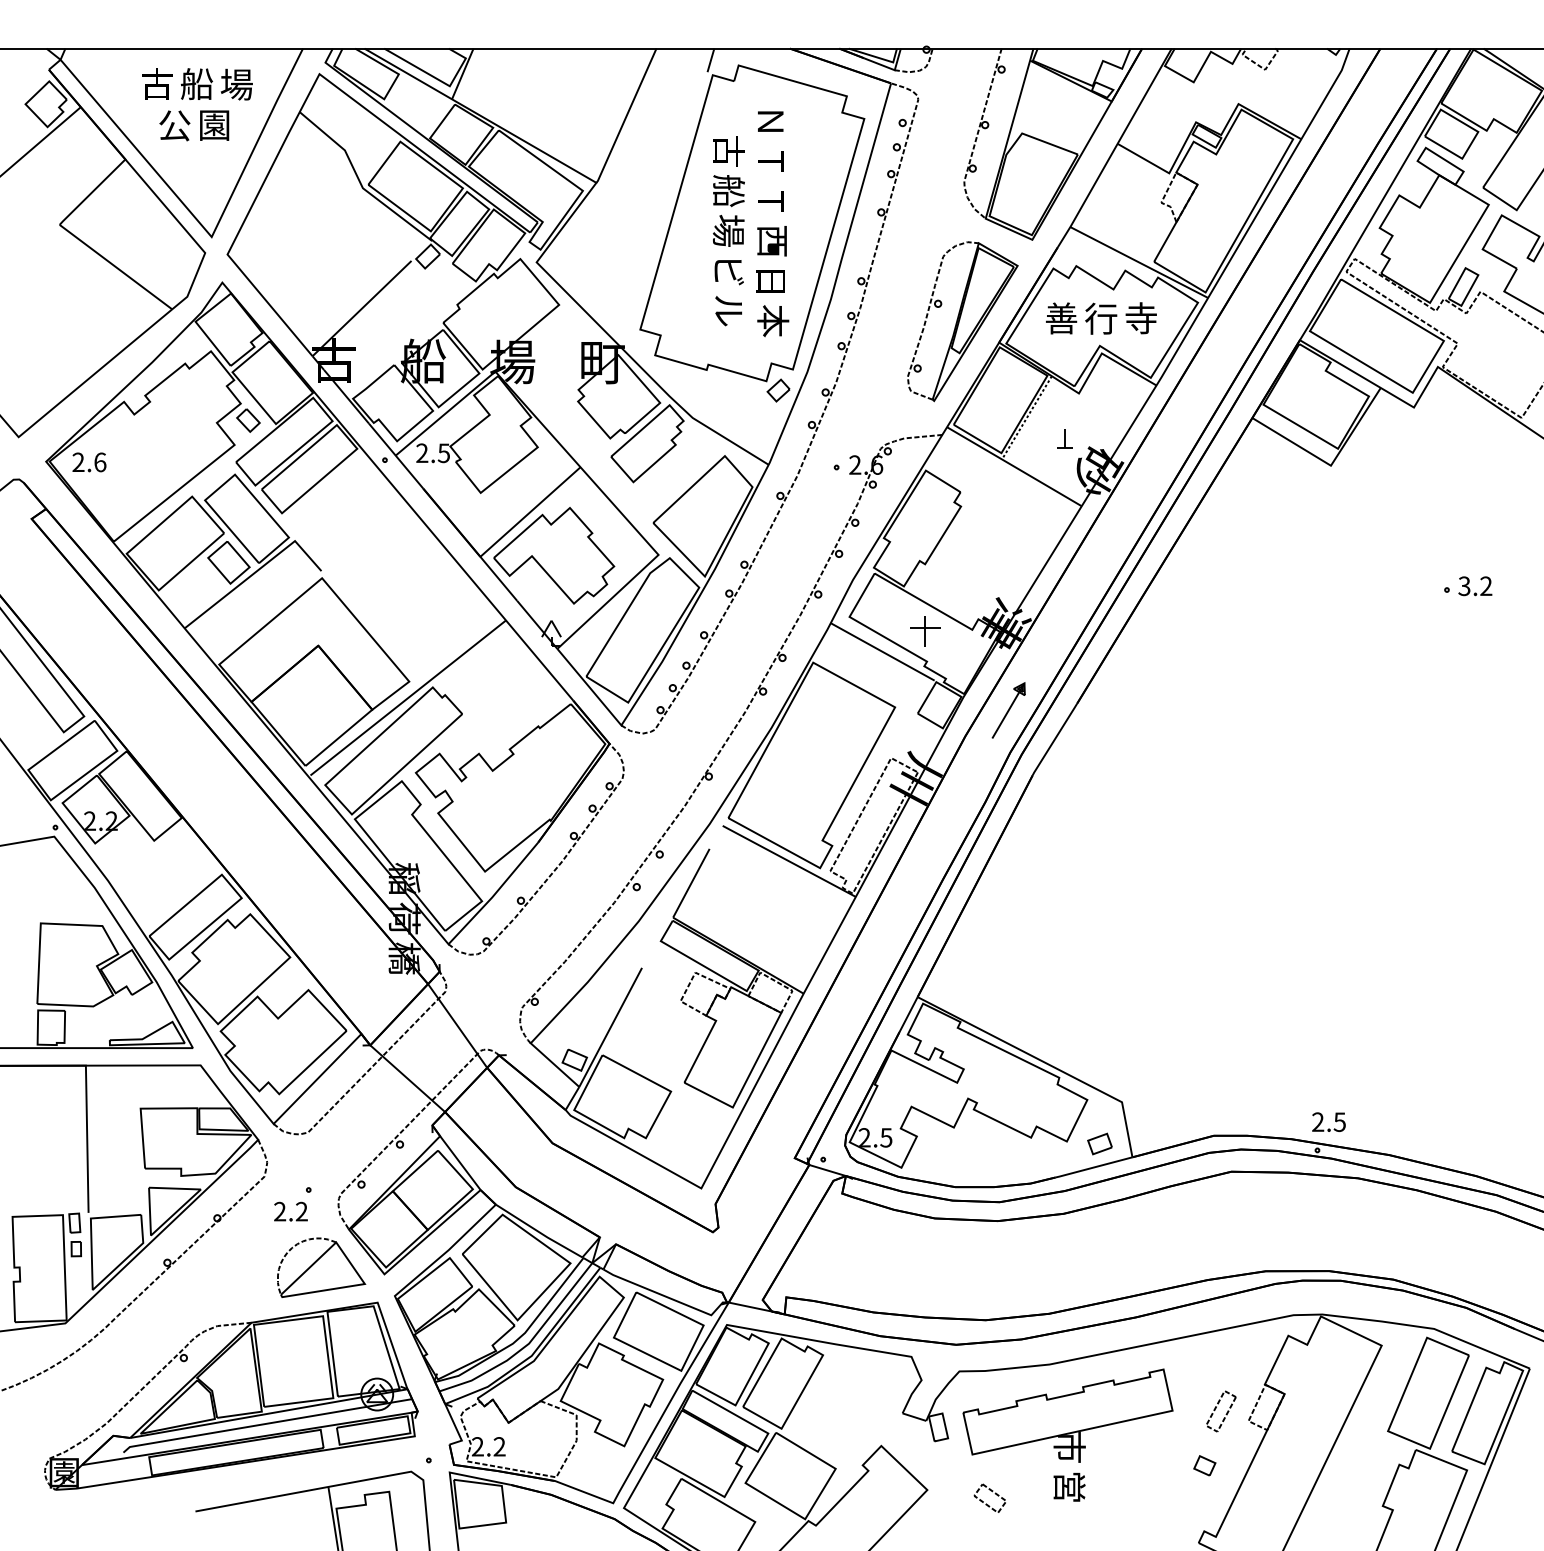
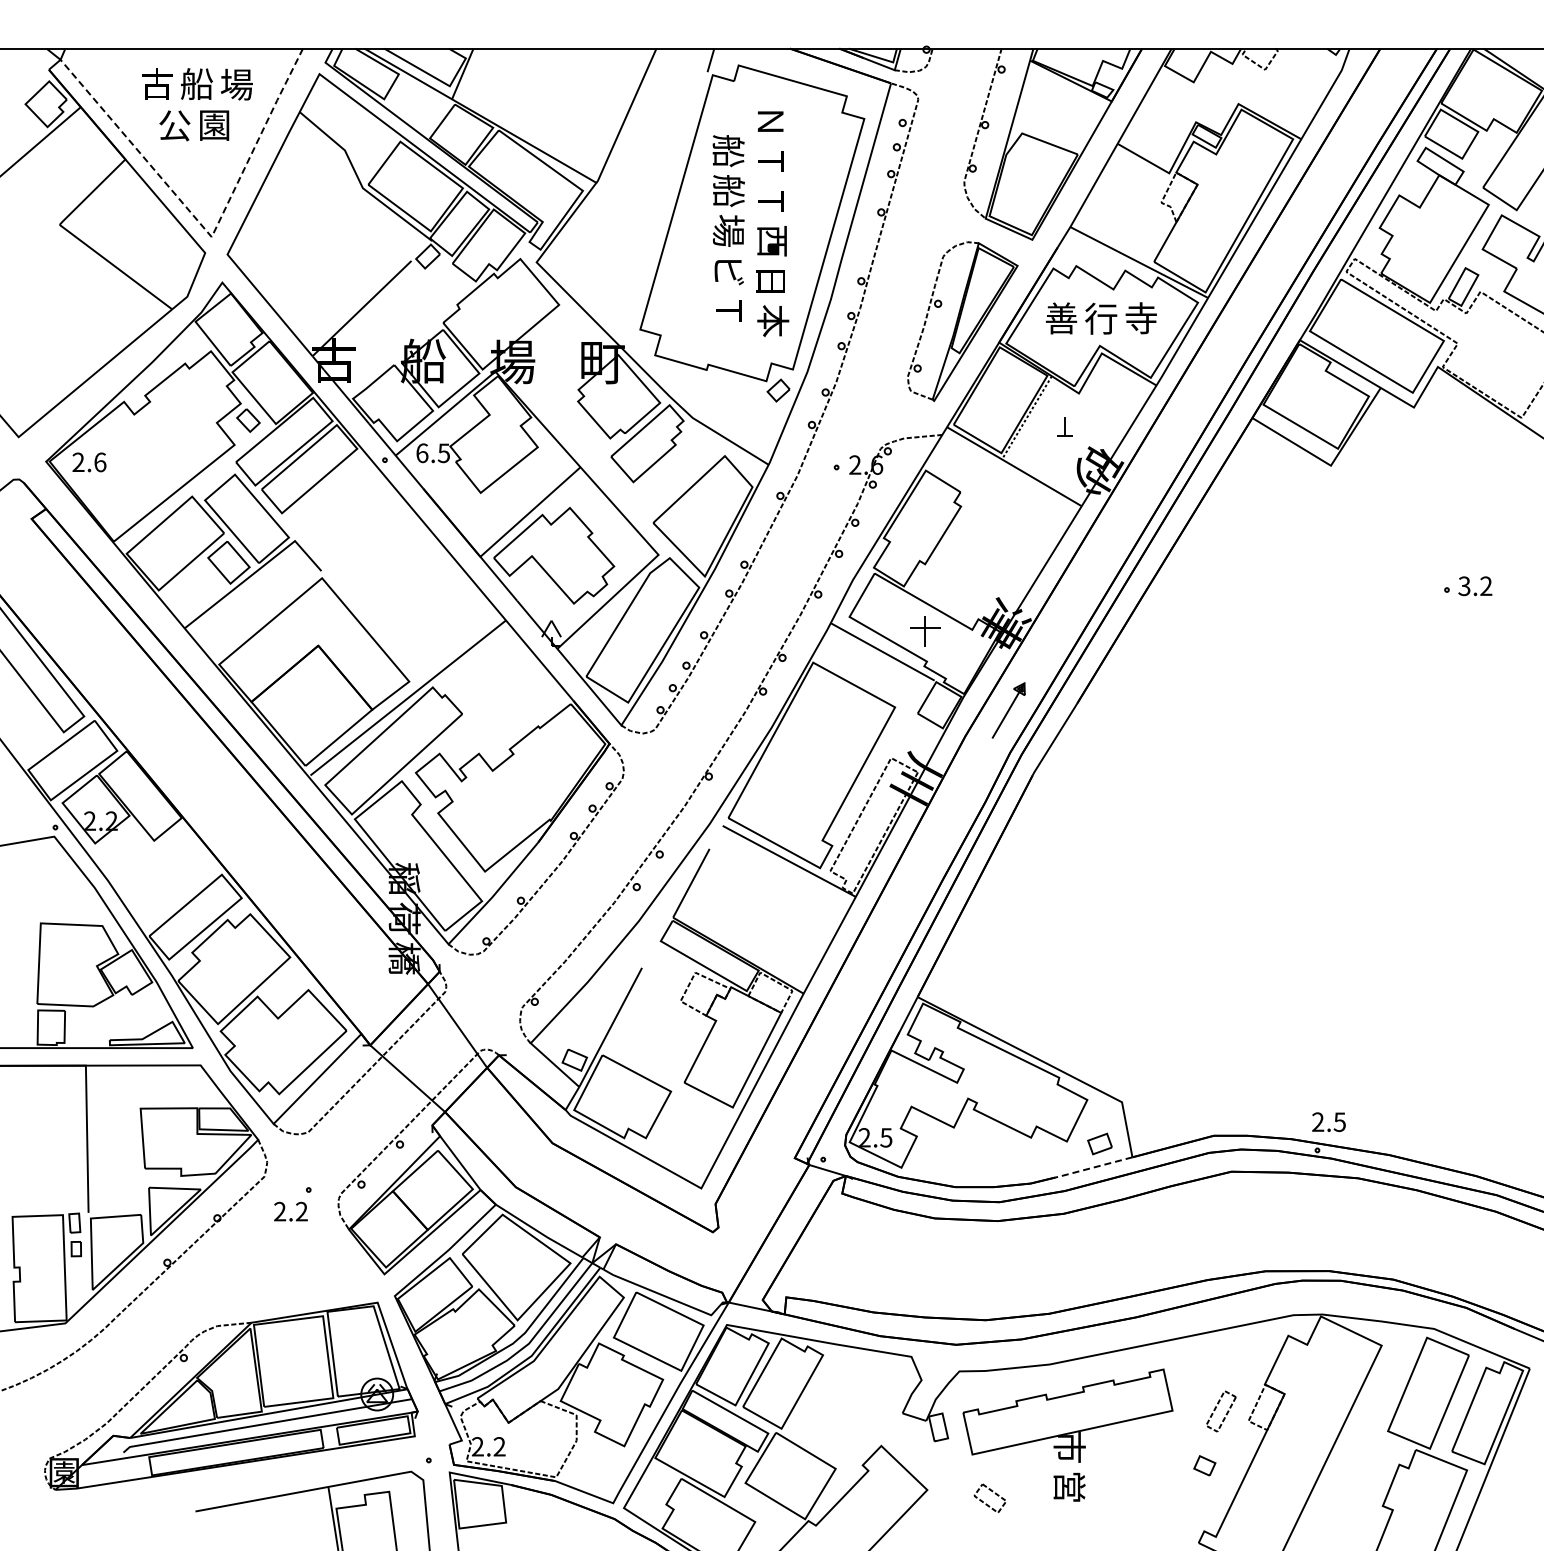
text: 古 -> 船 (728, 151)
line: solid -> dashed (204, 228)
text: ル -> Ｔ (728, 311)
part position: (1064, 438) -> (1064, 426) (1064, 426)
text: 2.5 -> 6.5 (422, 453)
line: solid -> dashed (1093, 1167)
part: present -> none (321, 1267)
